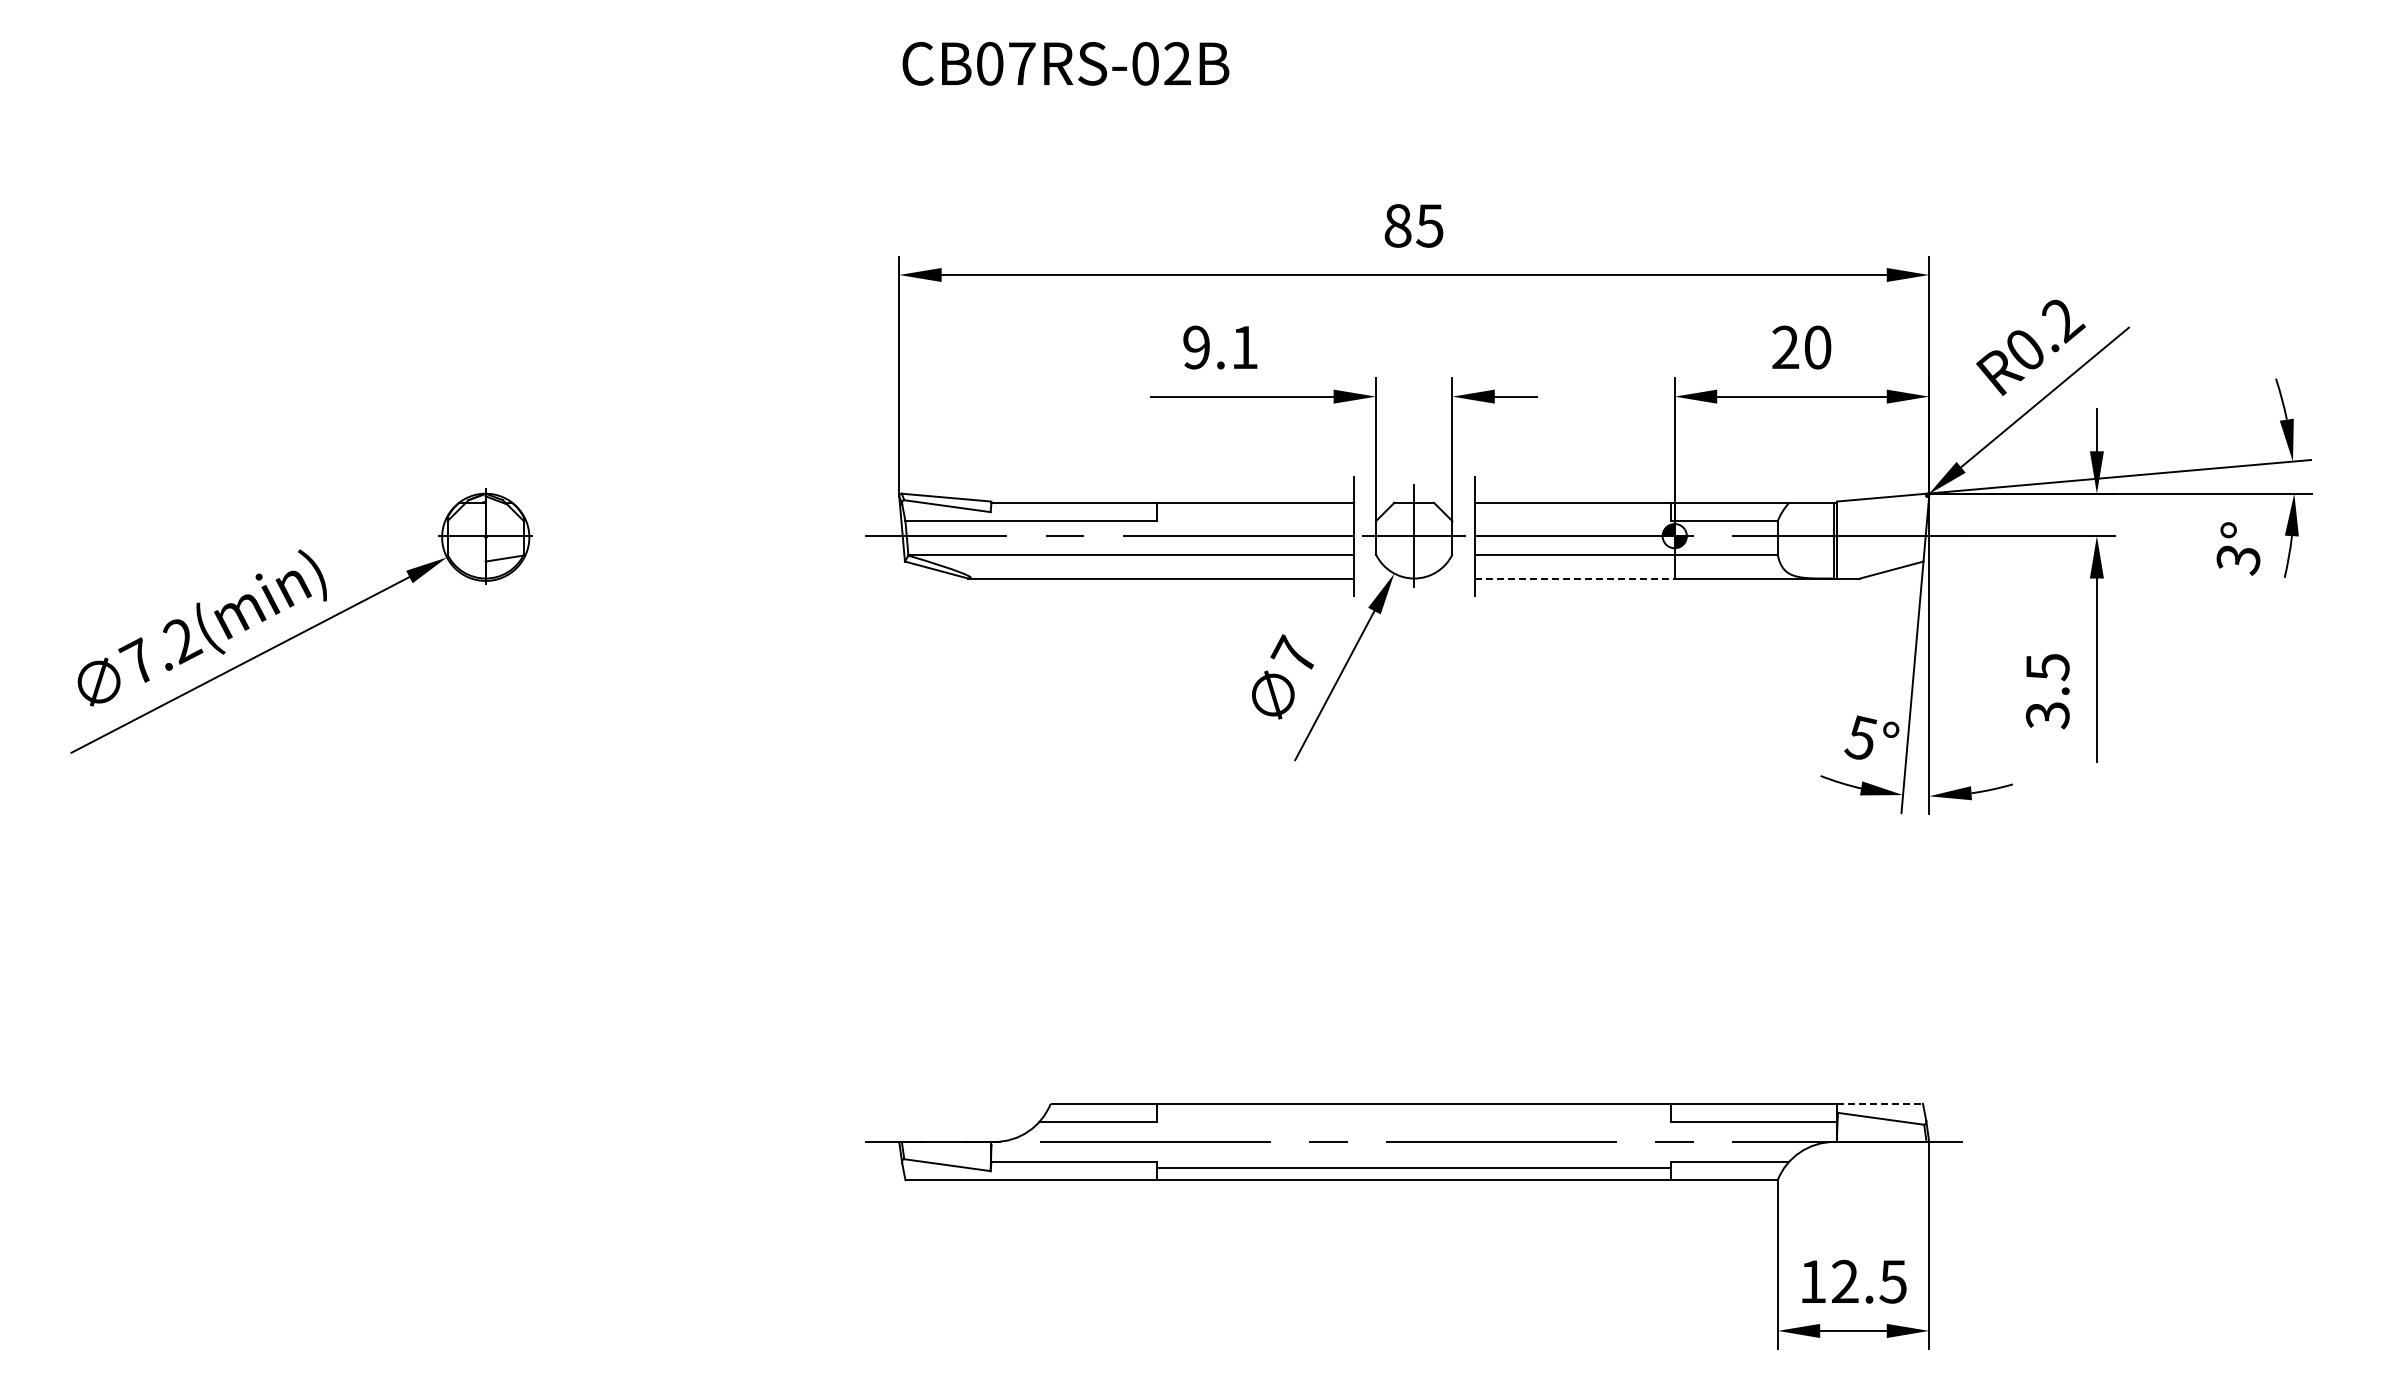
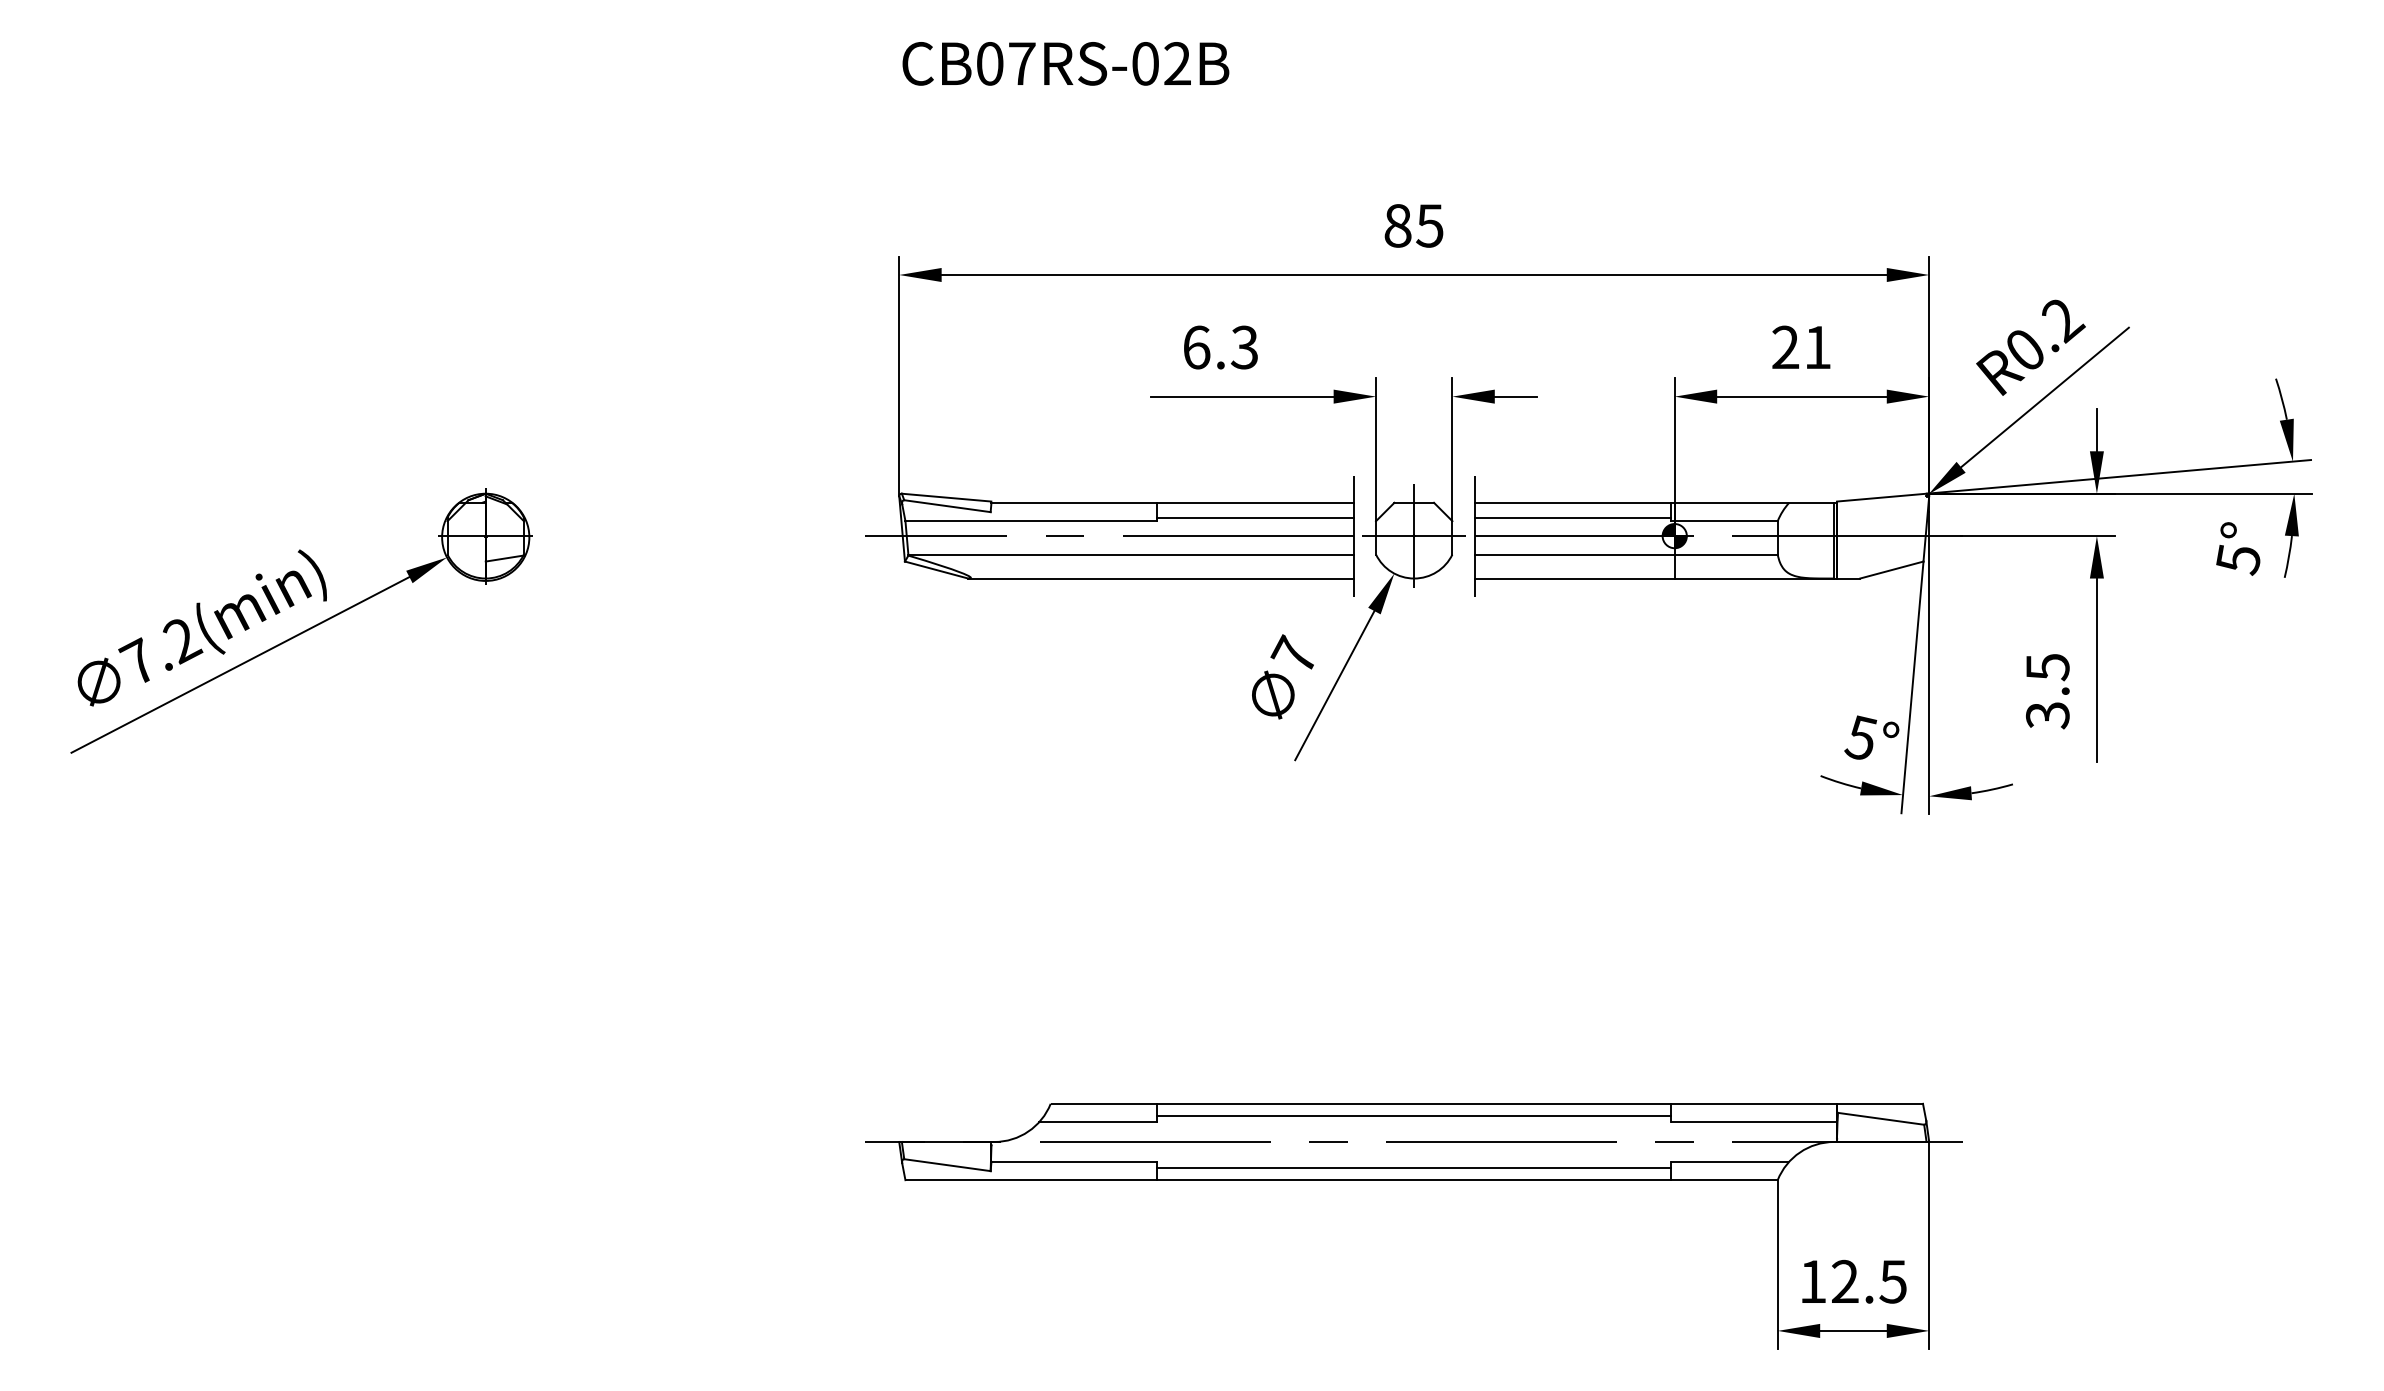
text: 9.1 -> 6.3 (1220, 347)
text: 20 -> 21 (1817, 347)
line: none -> present (1255, 517)
line: none -> present (1572, 517)
text: 3° -> 5° (2238, 559)
line: dashed -> solid (1574, 578)
line: dashed -> solid (1880, 1103)
line: none -> present (1414, 1115)
